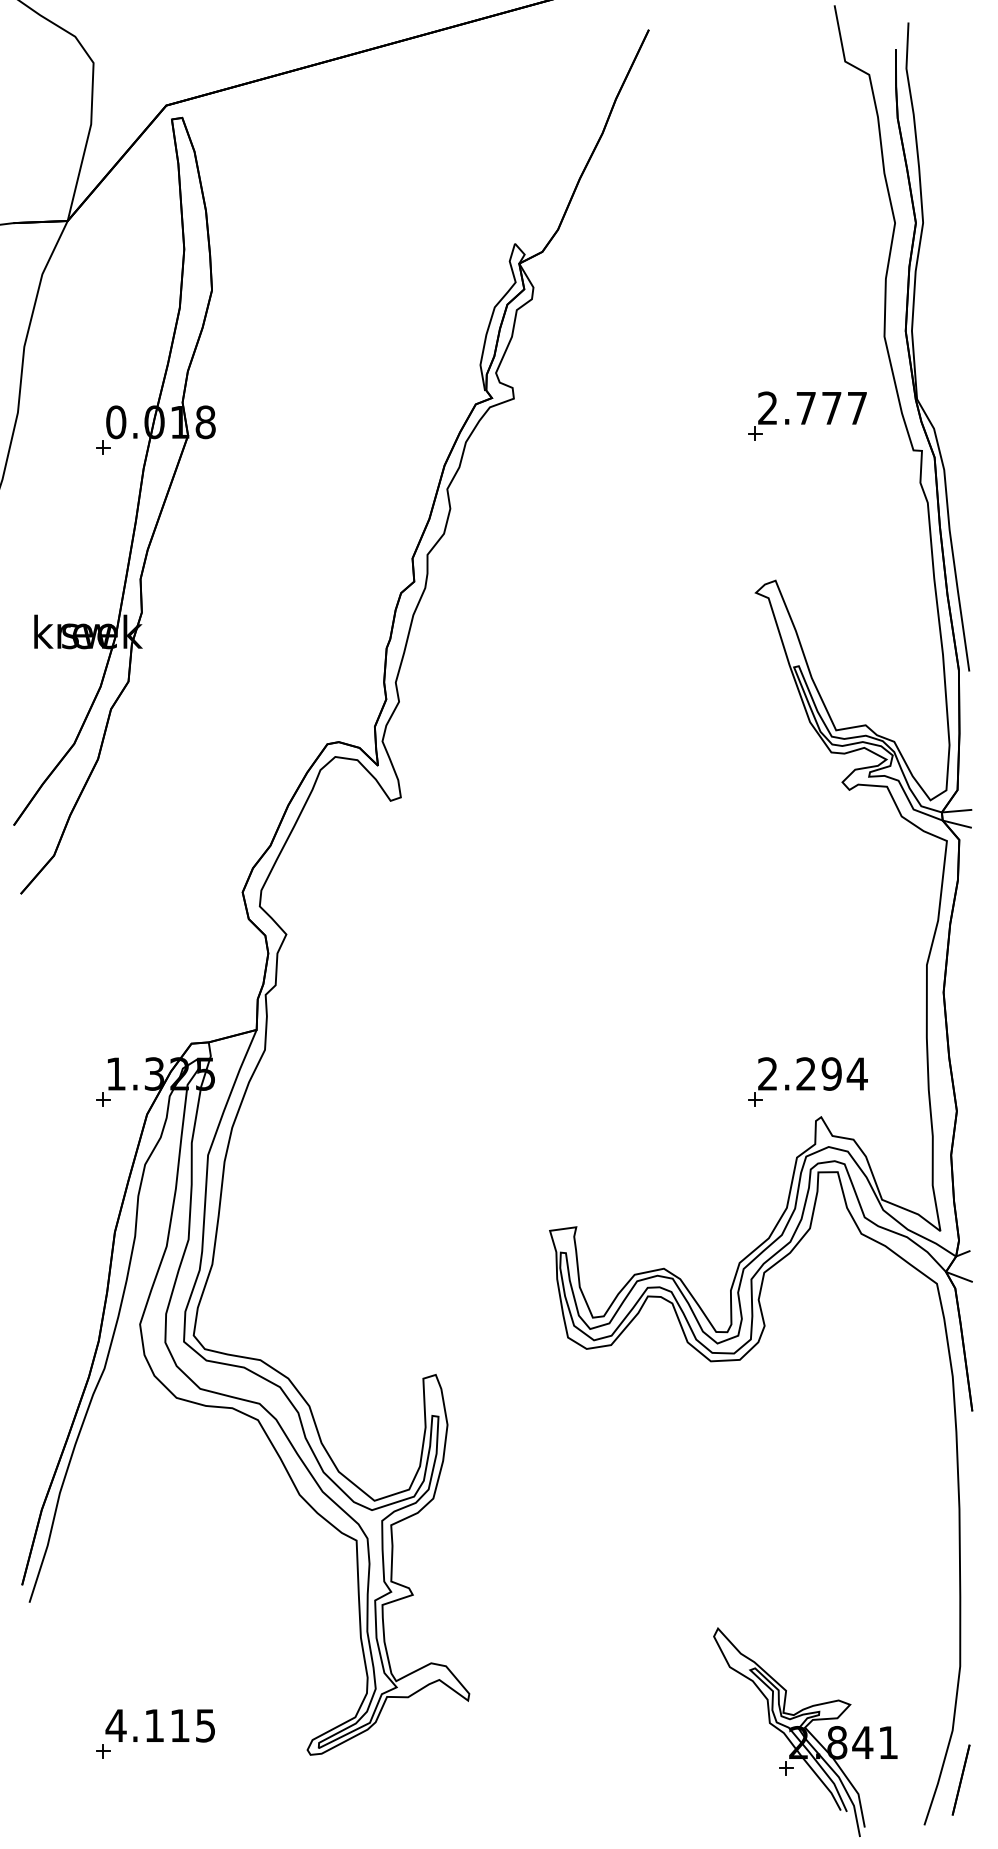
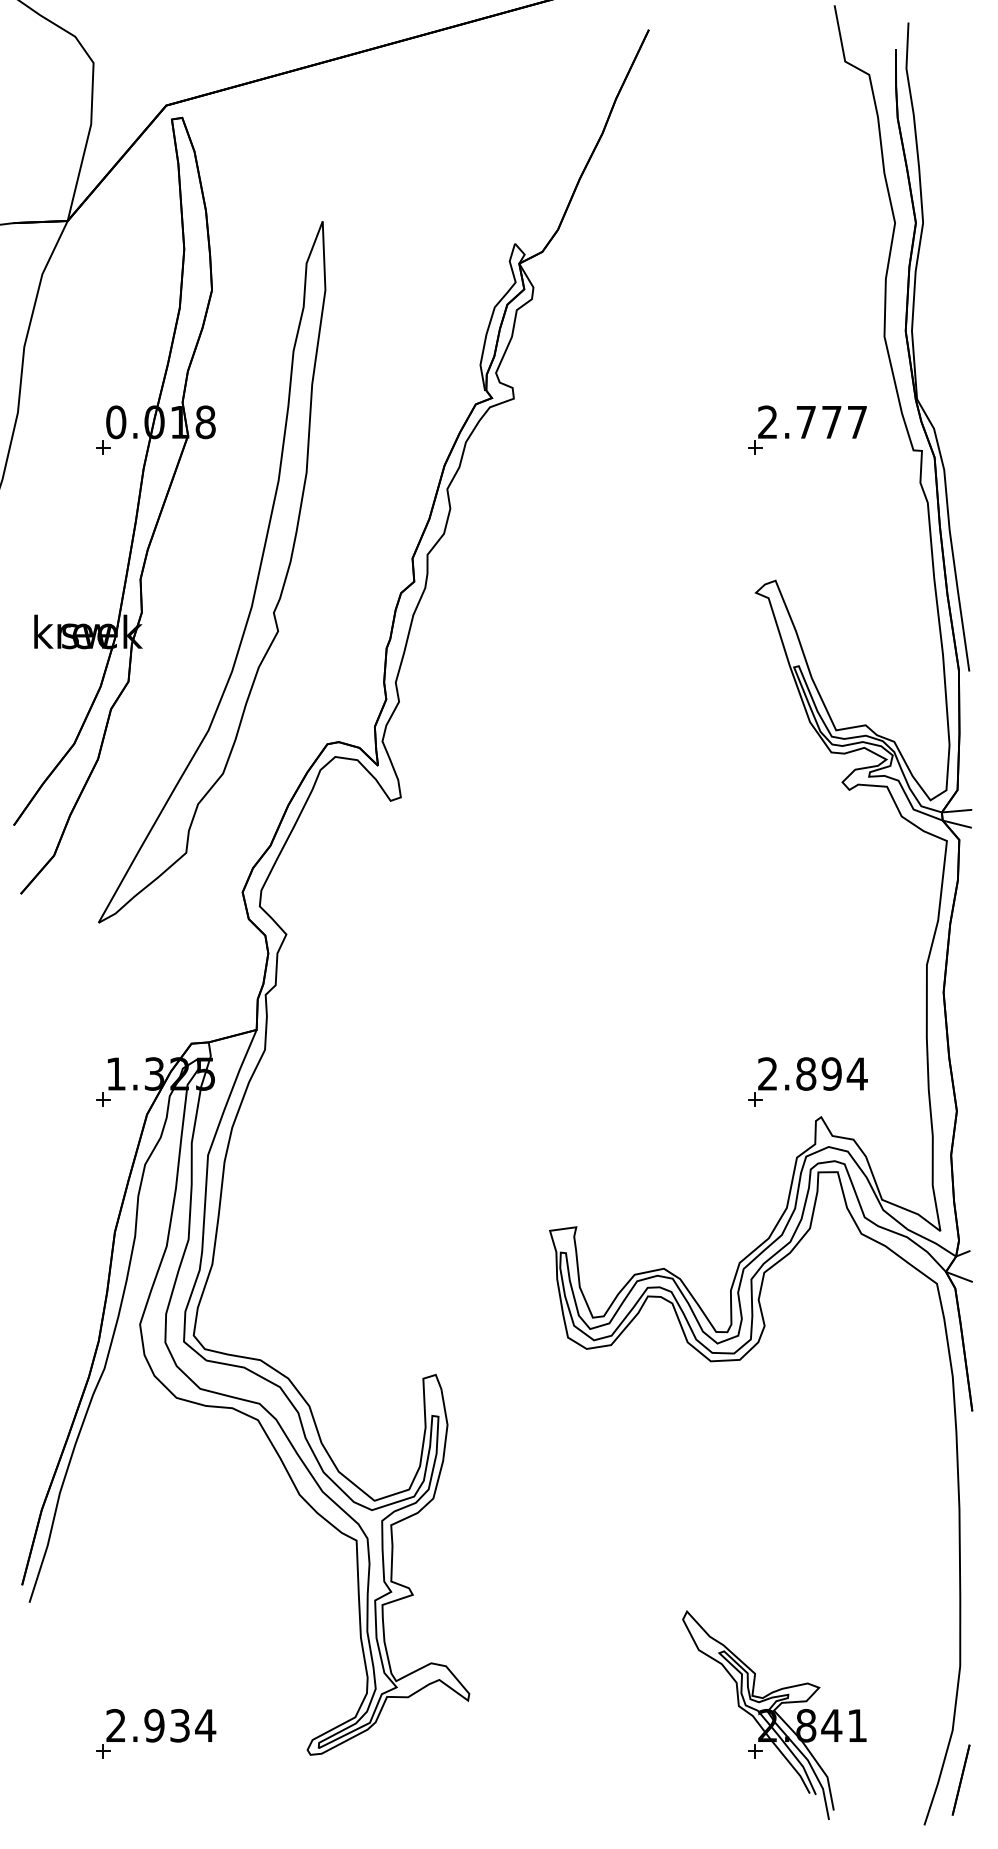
part position: (807, 415) -> (807, 429) (807, 429)
part: none -> present (255, 583)
text: 2.294 -> 2.894 (806, 1073)
text: 4.115 -> 2.934 (160, 1725)
part position: (805, 1731) -> (774, 1714) (774, 1714)
